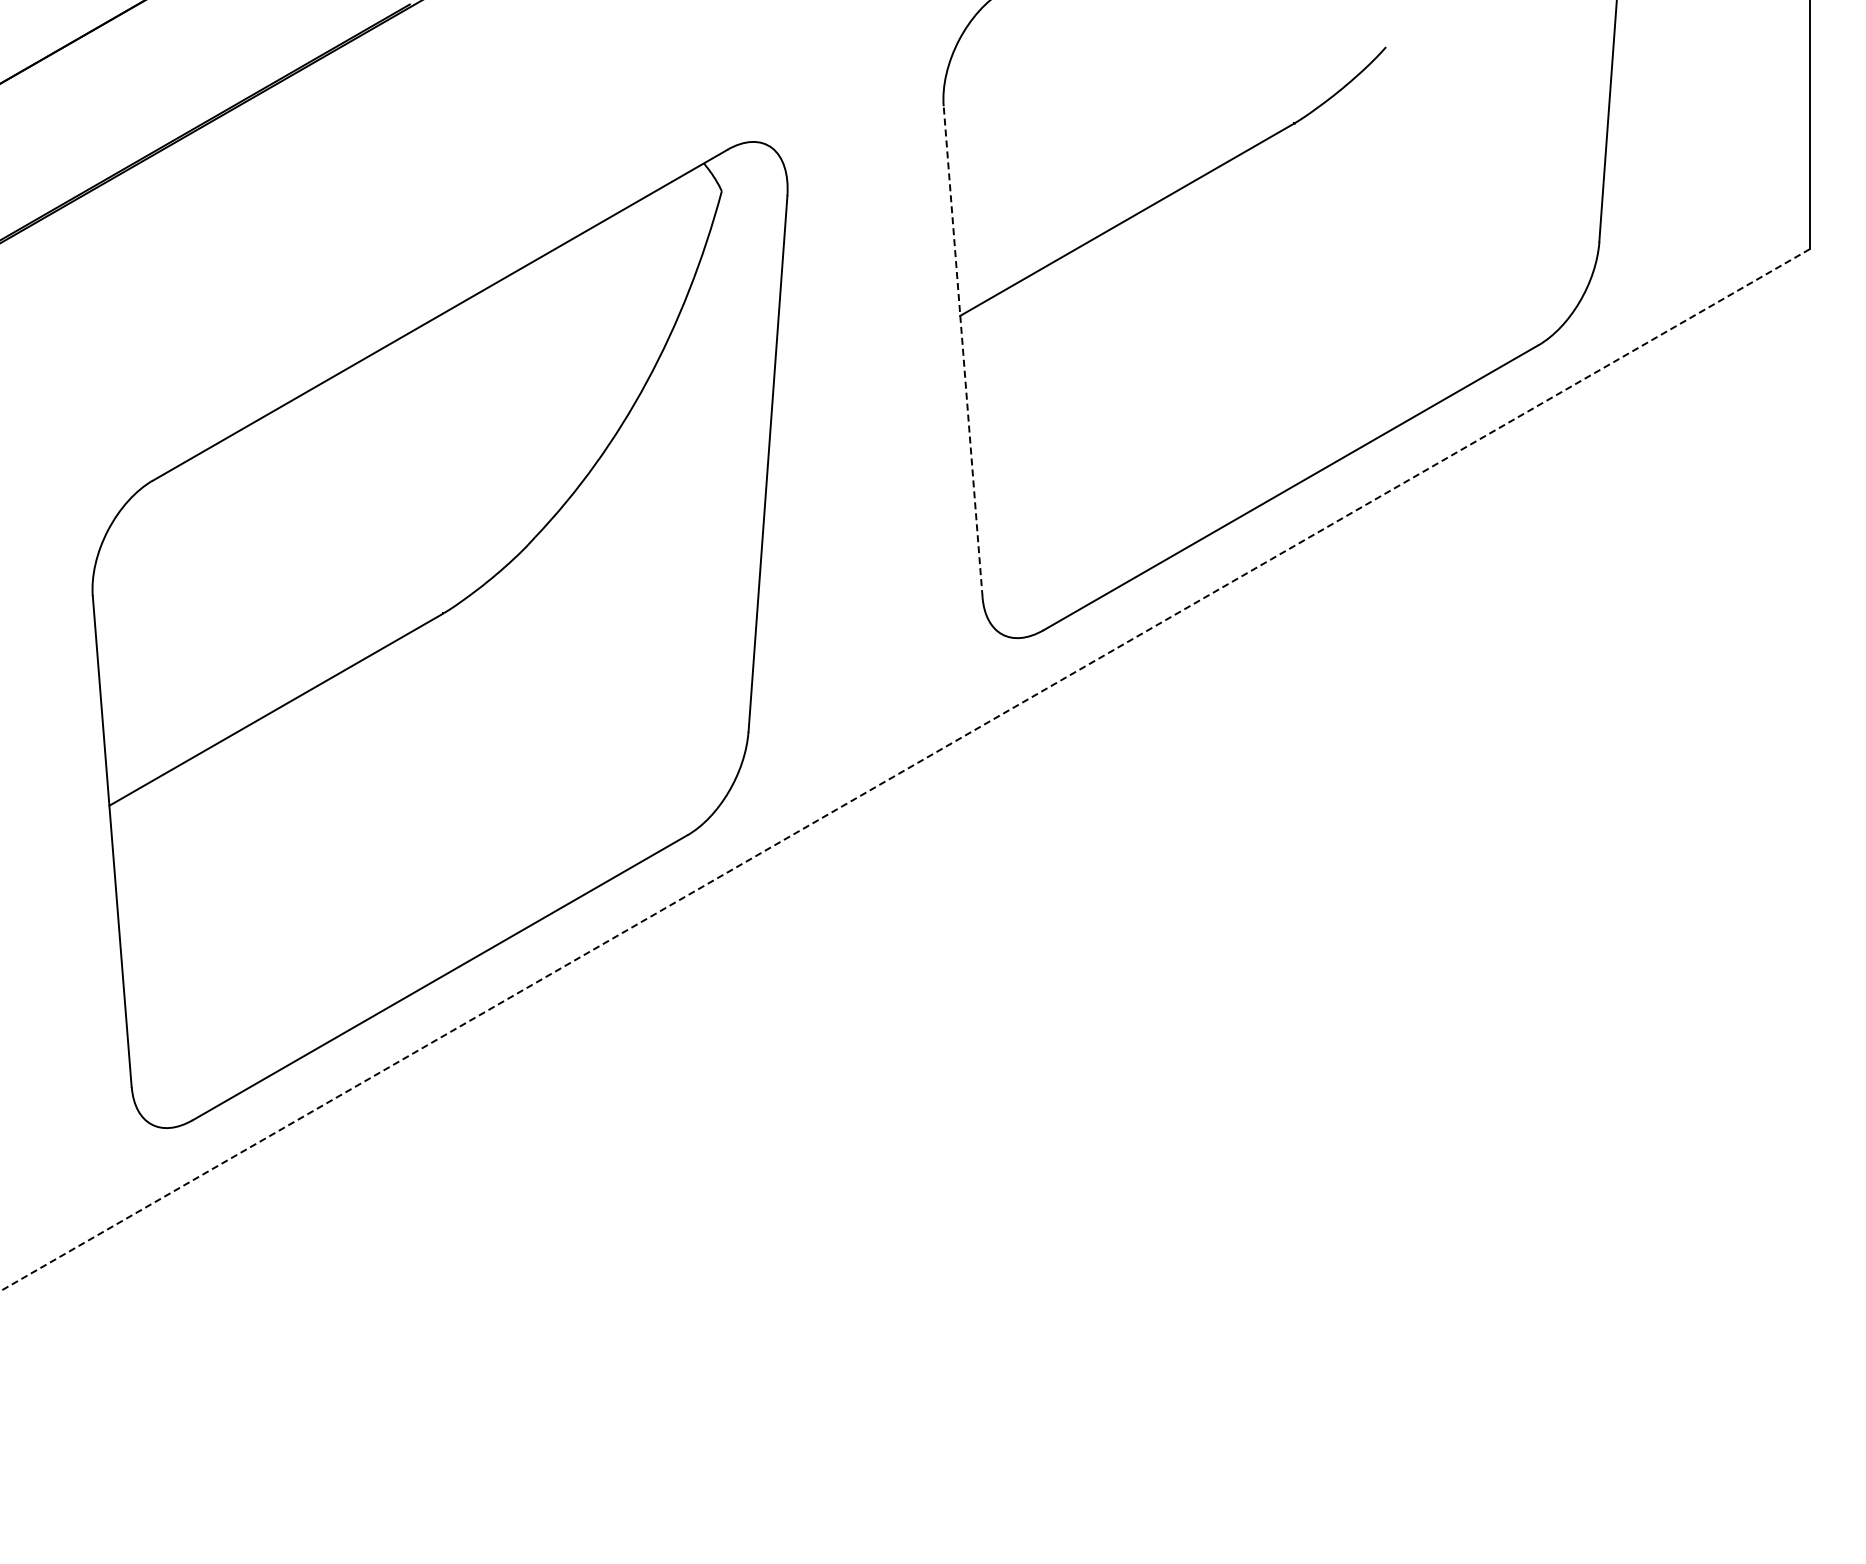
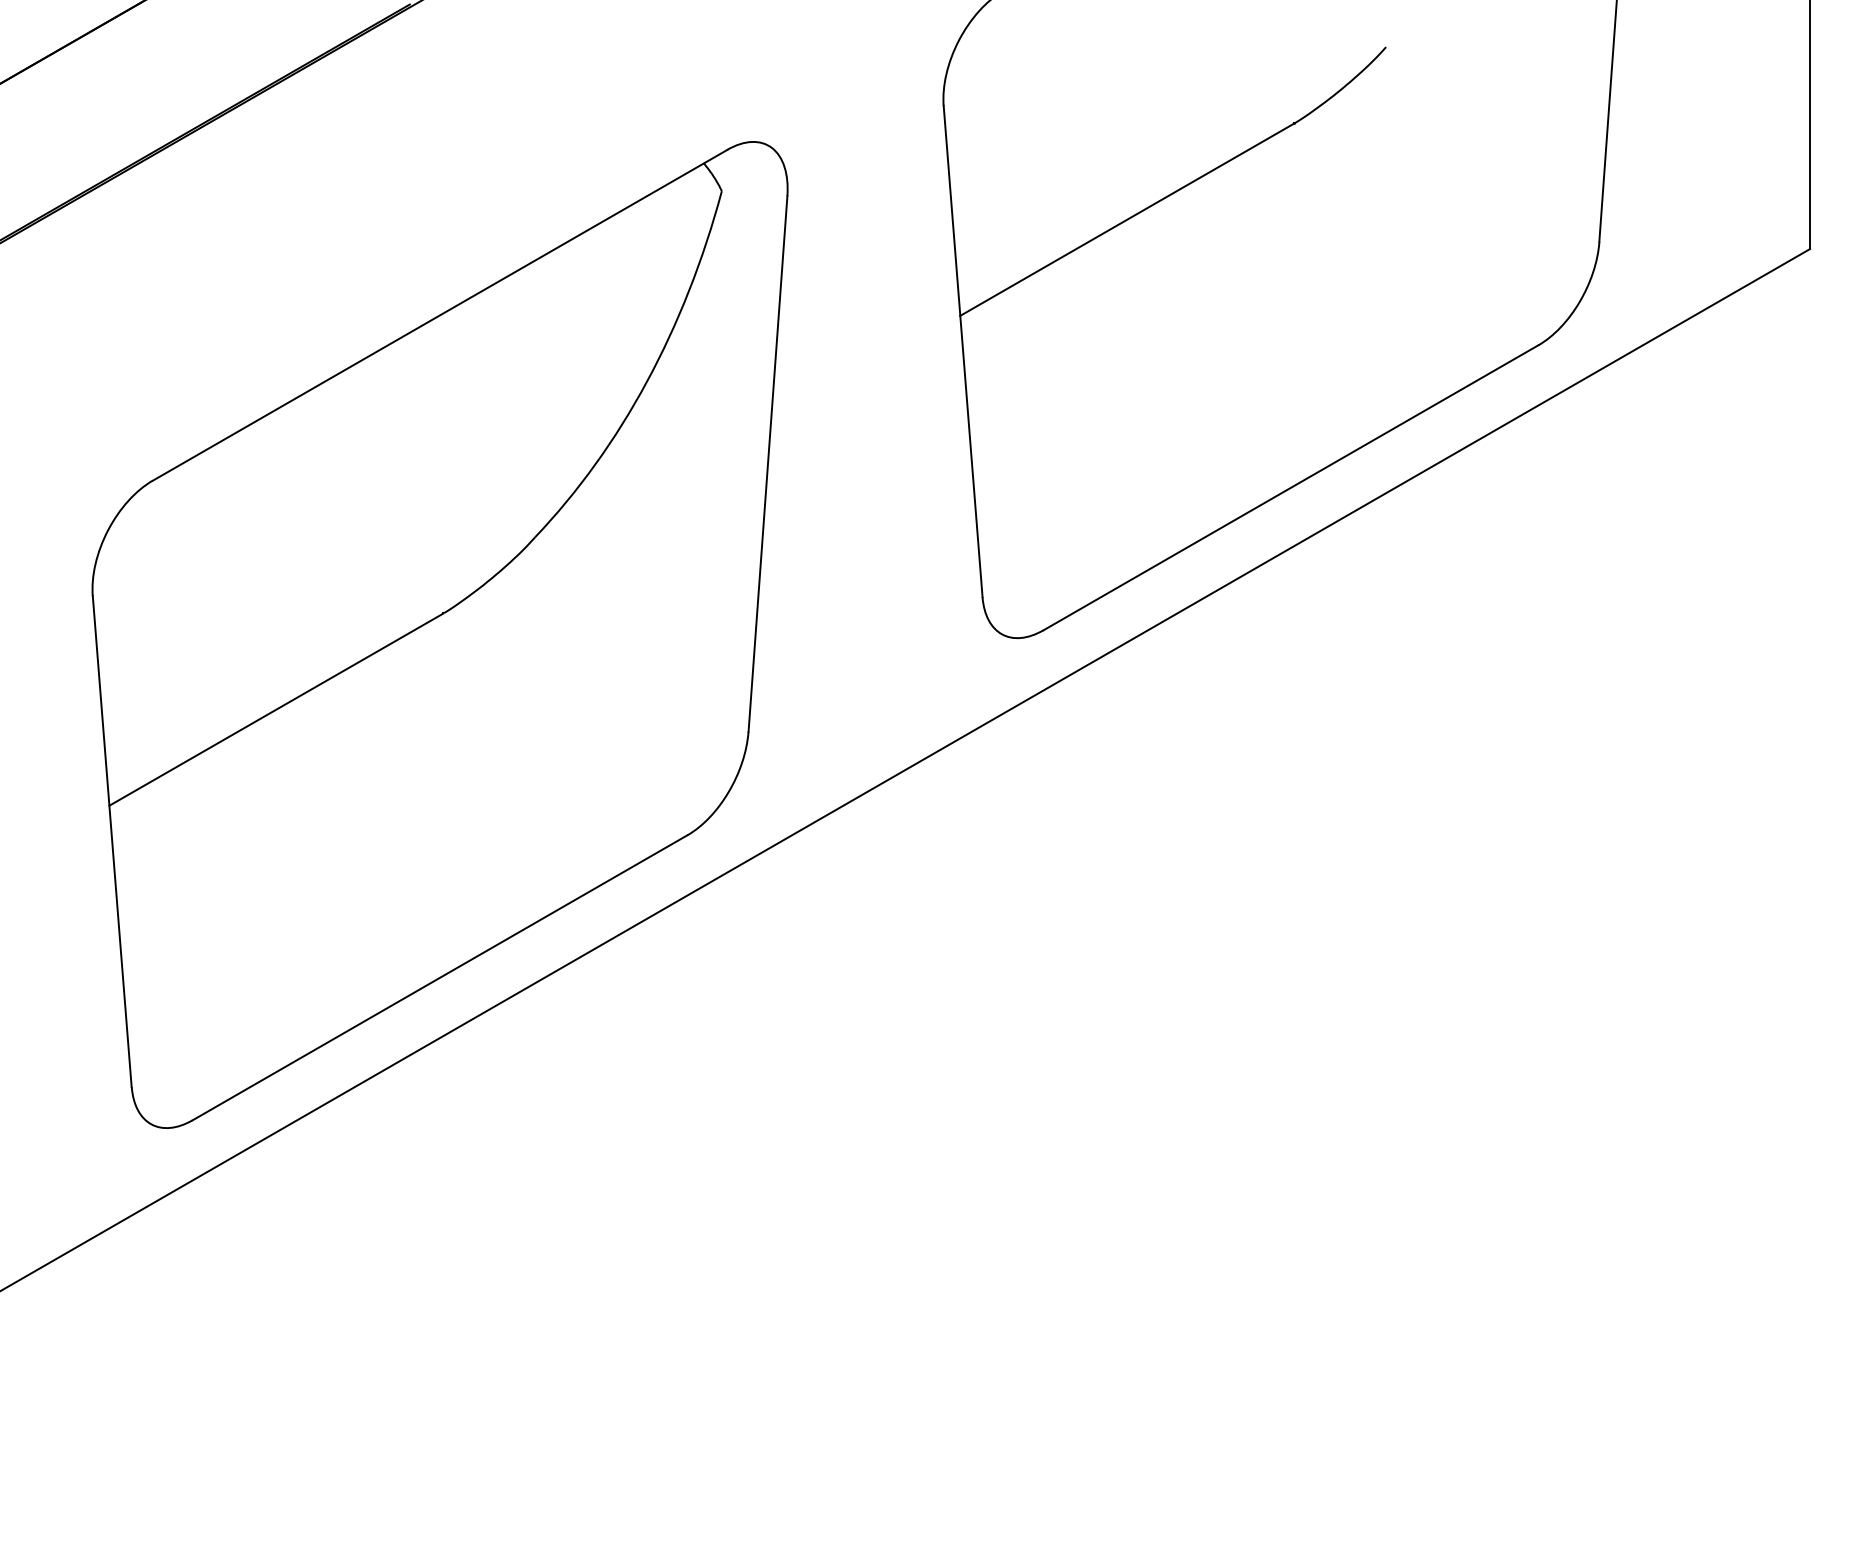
line: dashed -> solid (963, 351)
line: dashed -> solid (905, 770)
